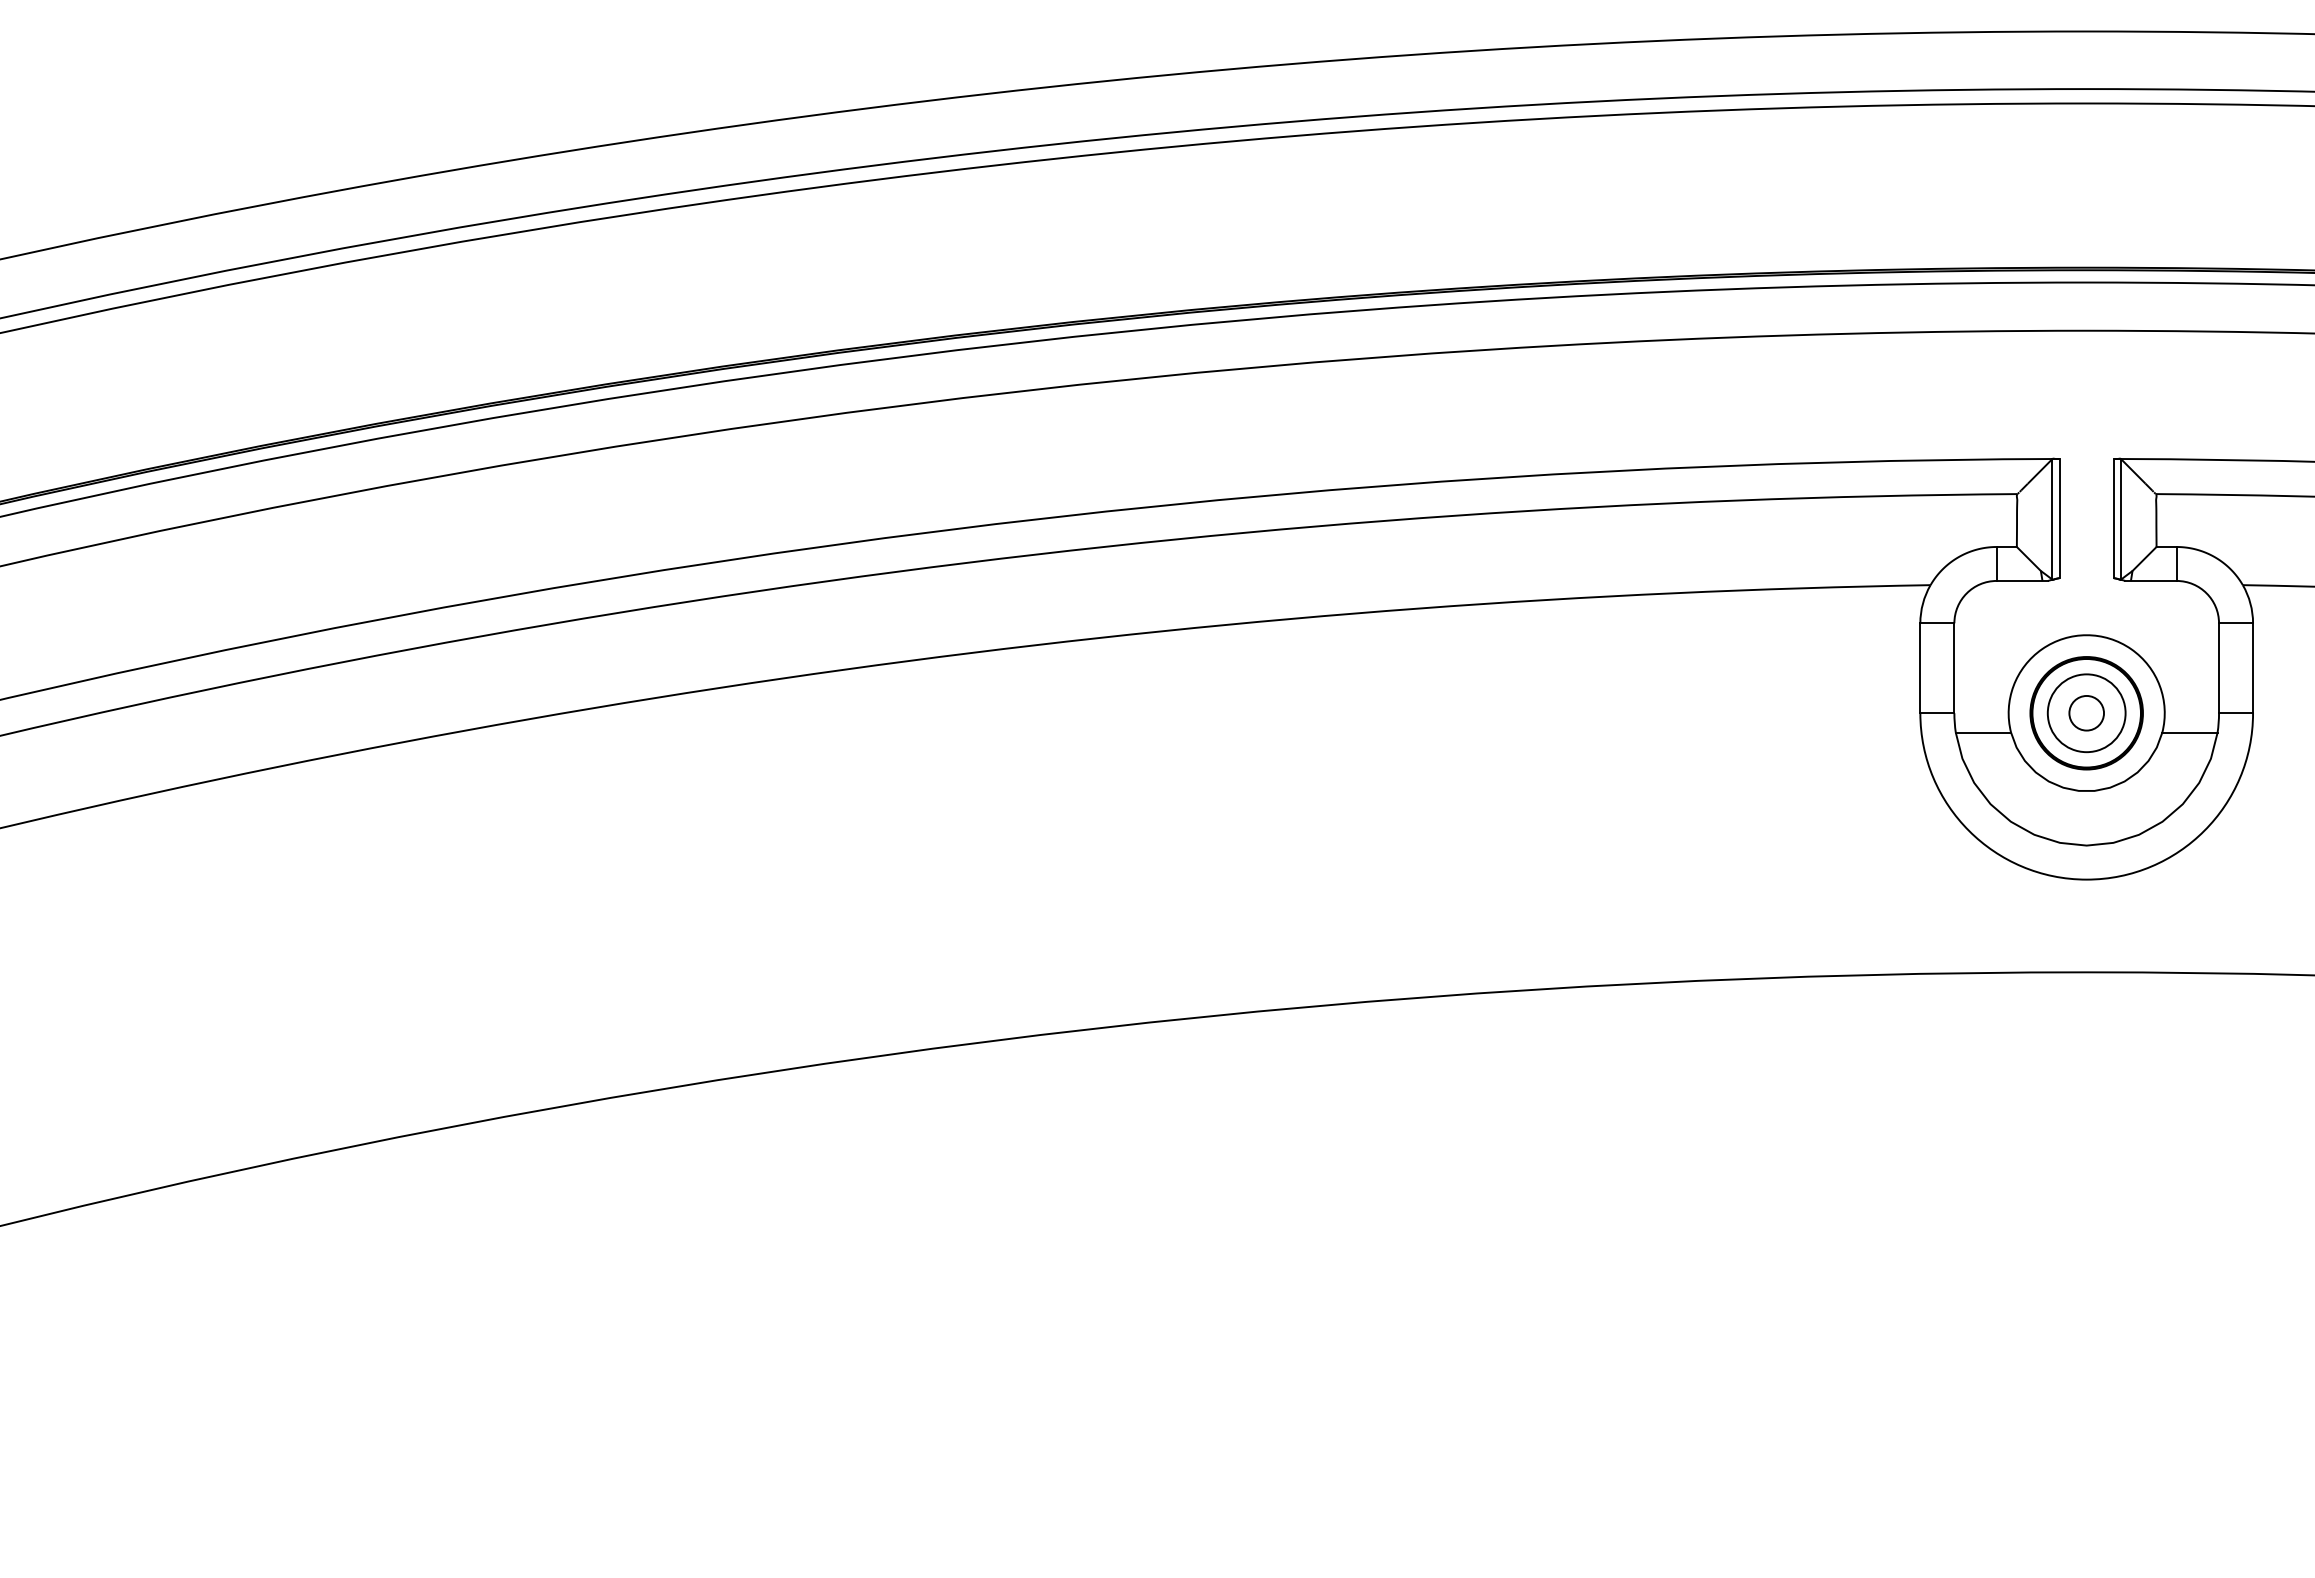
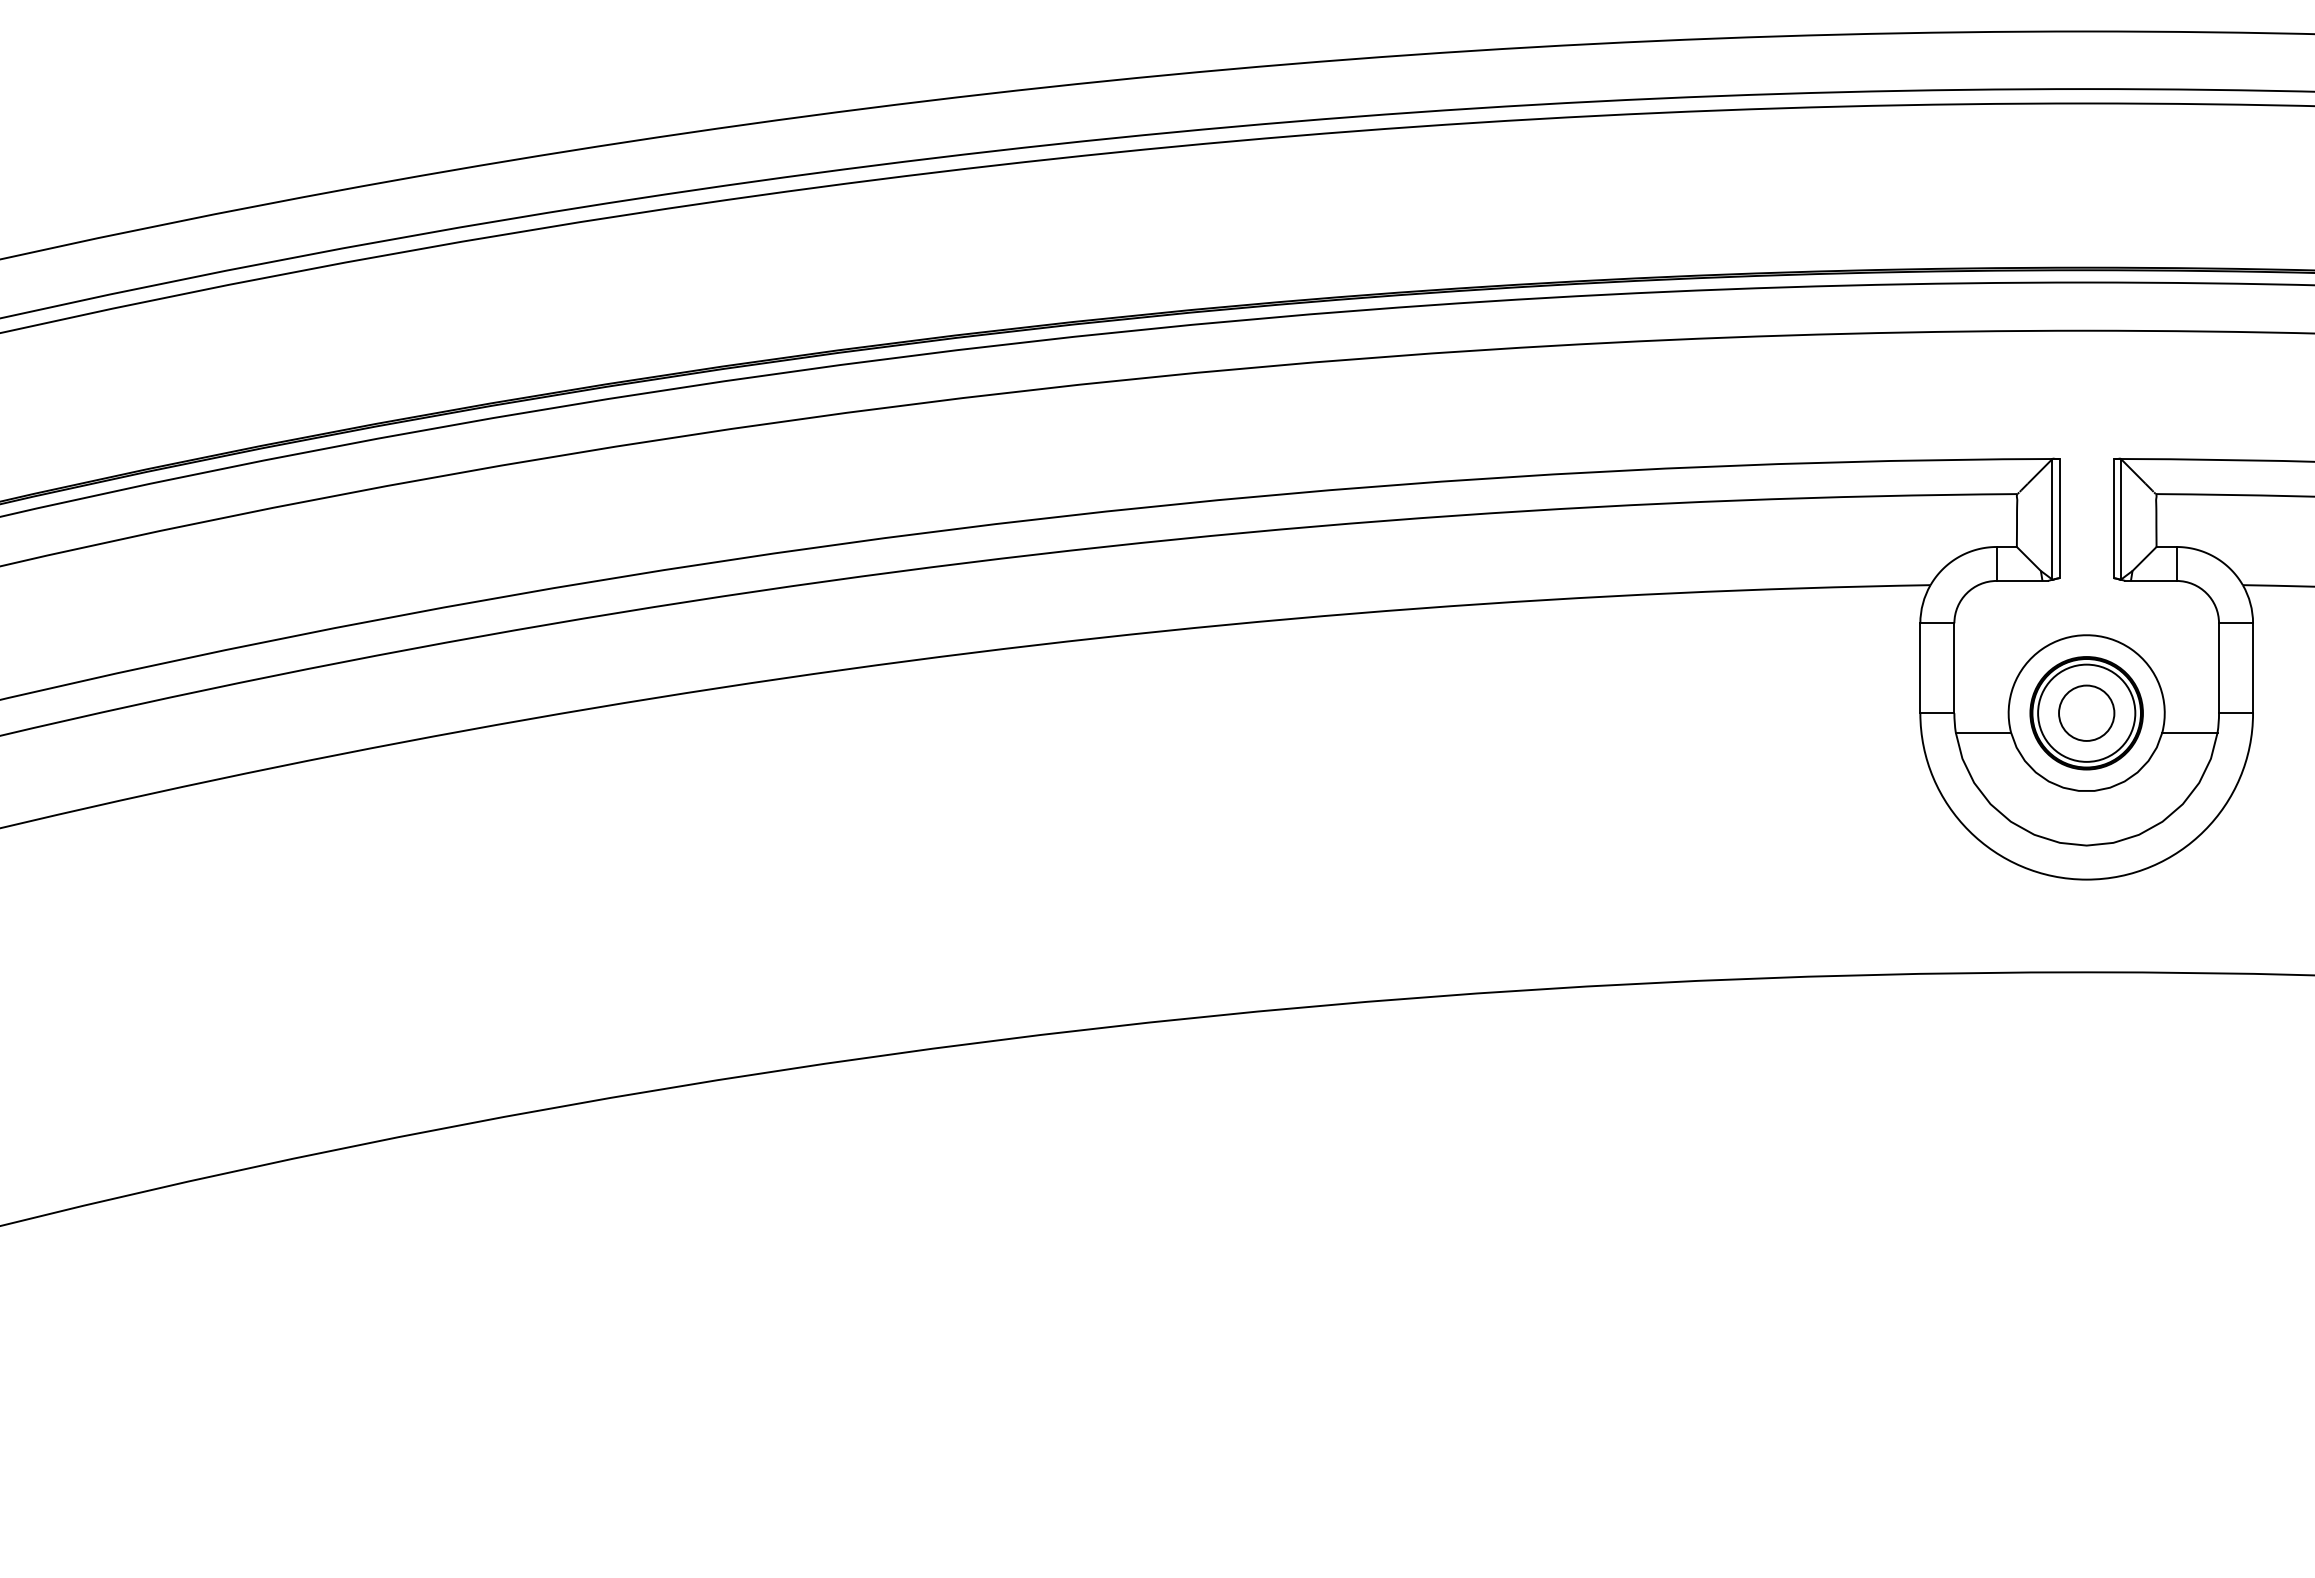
circle diameter: 35 px -> 55 px (2086, 712)
circle diameter: 78 px -> 97 px (2086, 712)
